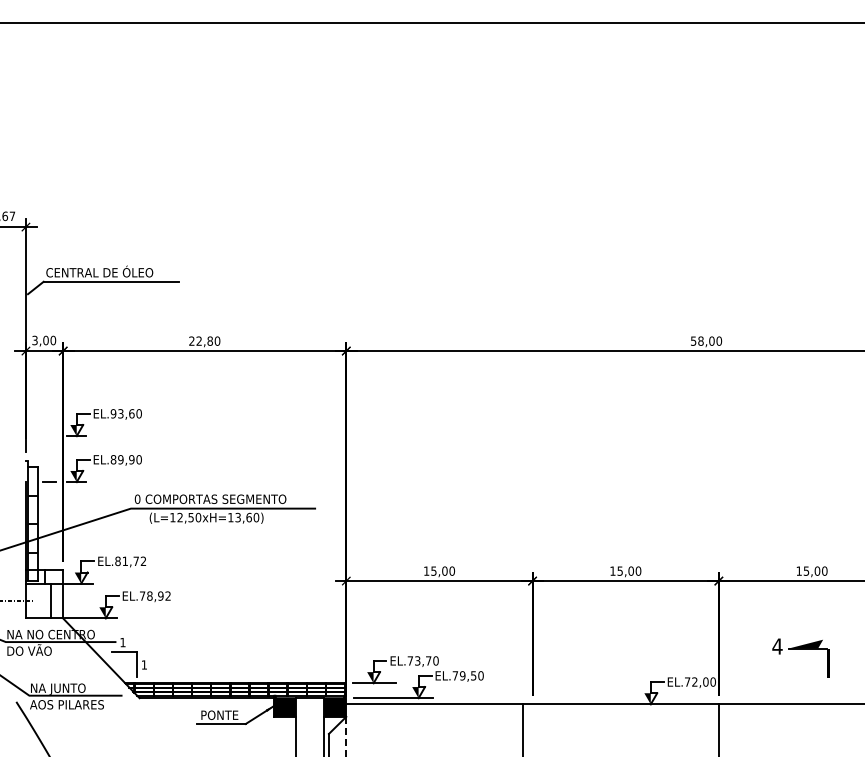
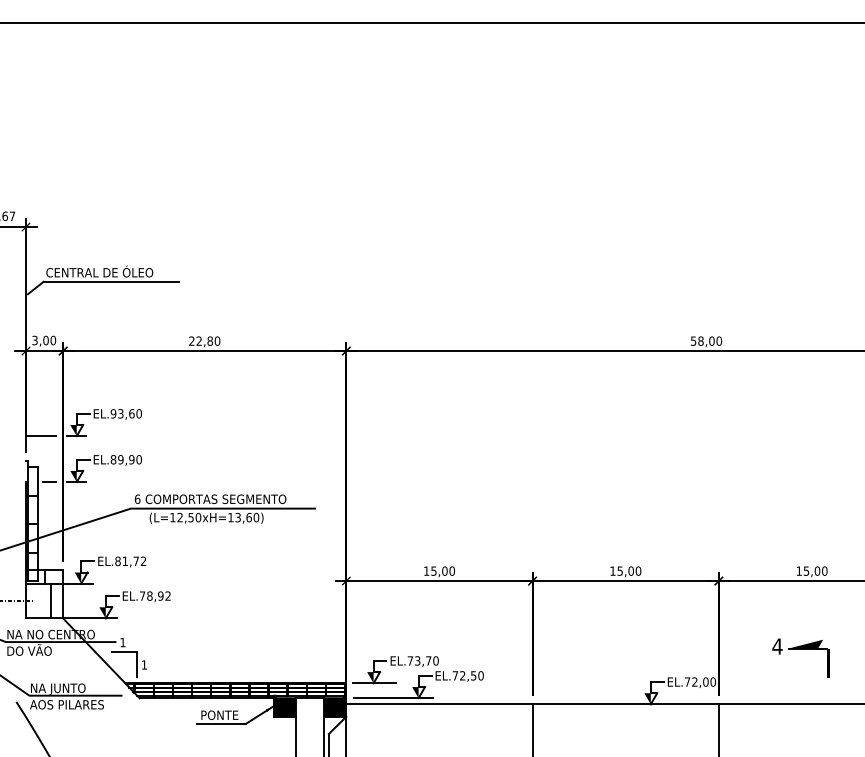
line: none -> present (42, 436)
text: 0 -> 6 (137, 498)
text: EL.79,50 -> EL.72,50 (462, 675)
line position: (522, 728) -> (532, 728) (532, 728)
line: dashed -> solid (346, 736)
